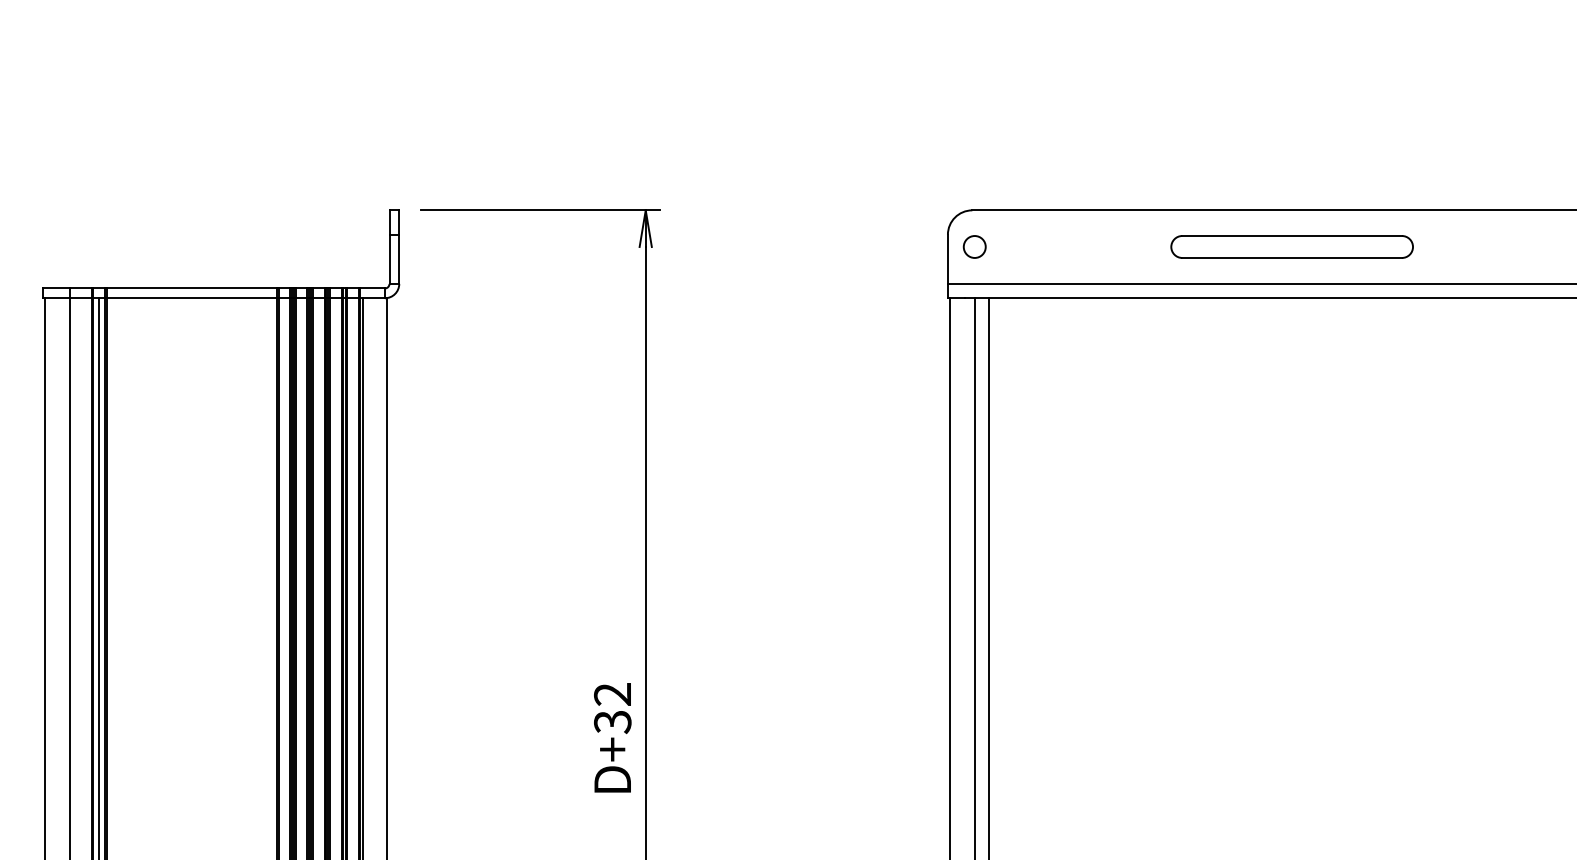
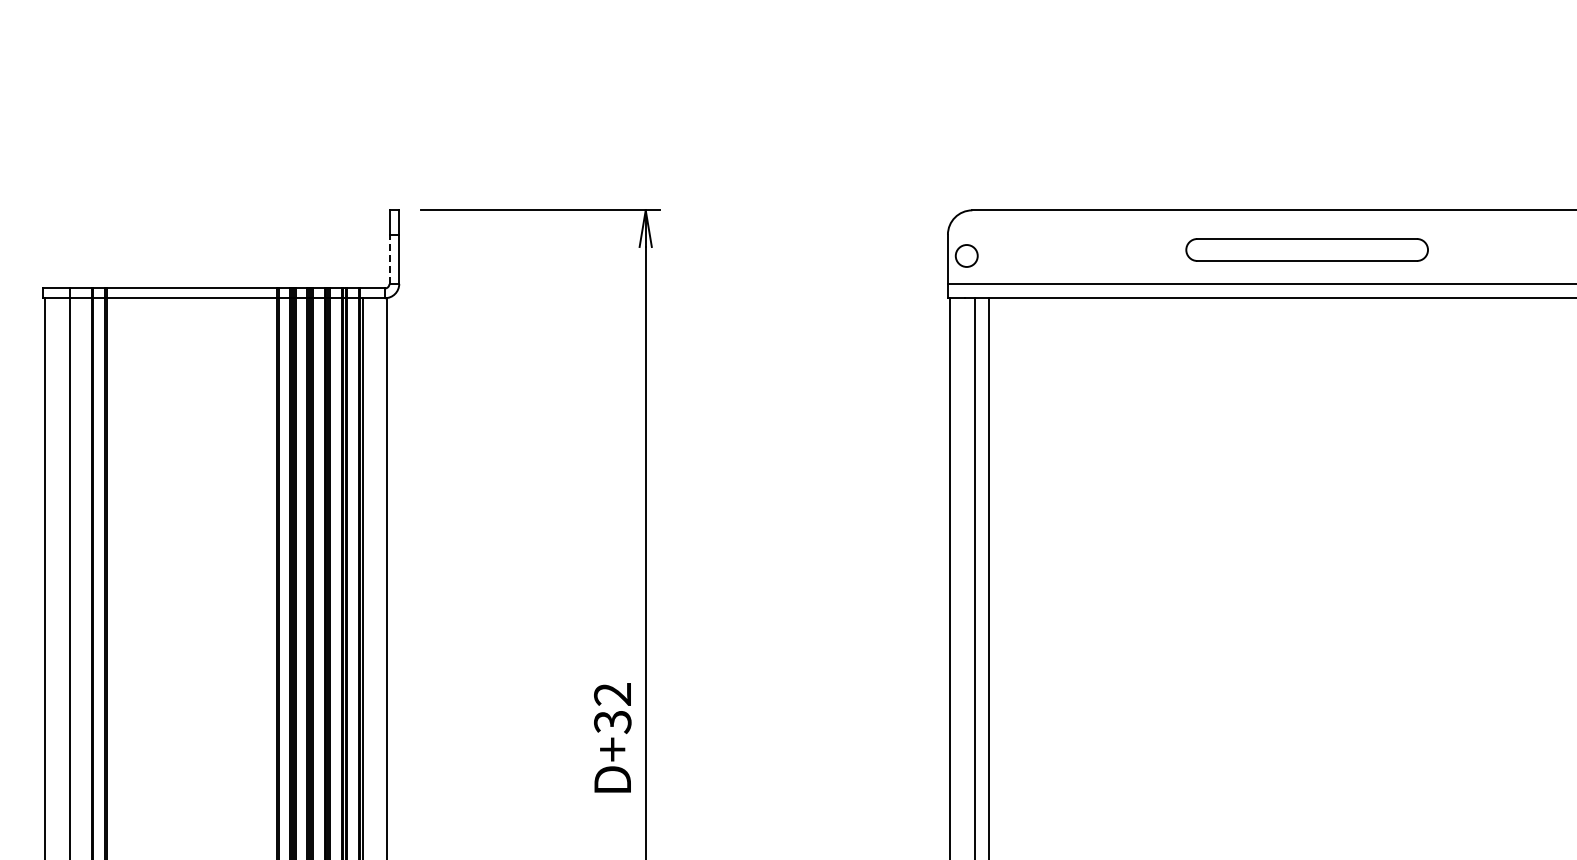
circle position: (974, 246) -> (966, 255) (966, 255)
part position: (1291, 246) -> (1306, 249) (1306, 249)
line: solid -> dashed (389, 259)
line: present -> none (99, 577)
